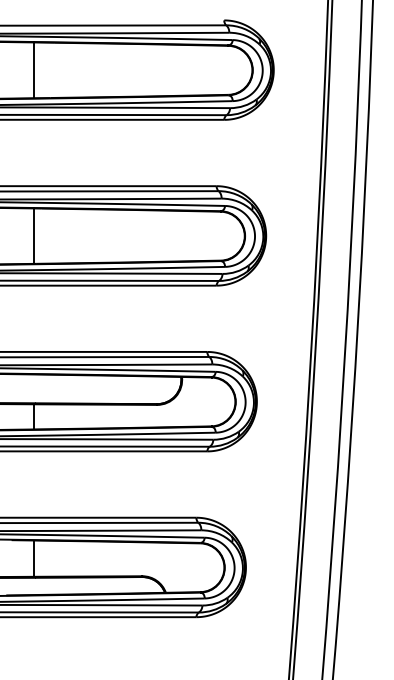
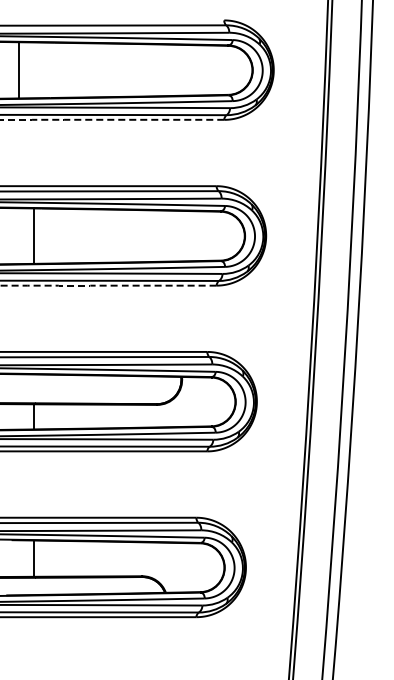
line position: (34, 70) -> (19, 70) (19, 70)
arc: solid -> dashed (112, 119)
arc: solid -> dashed (108, 285)
